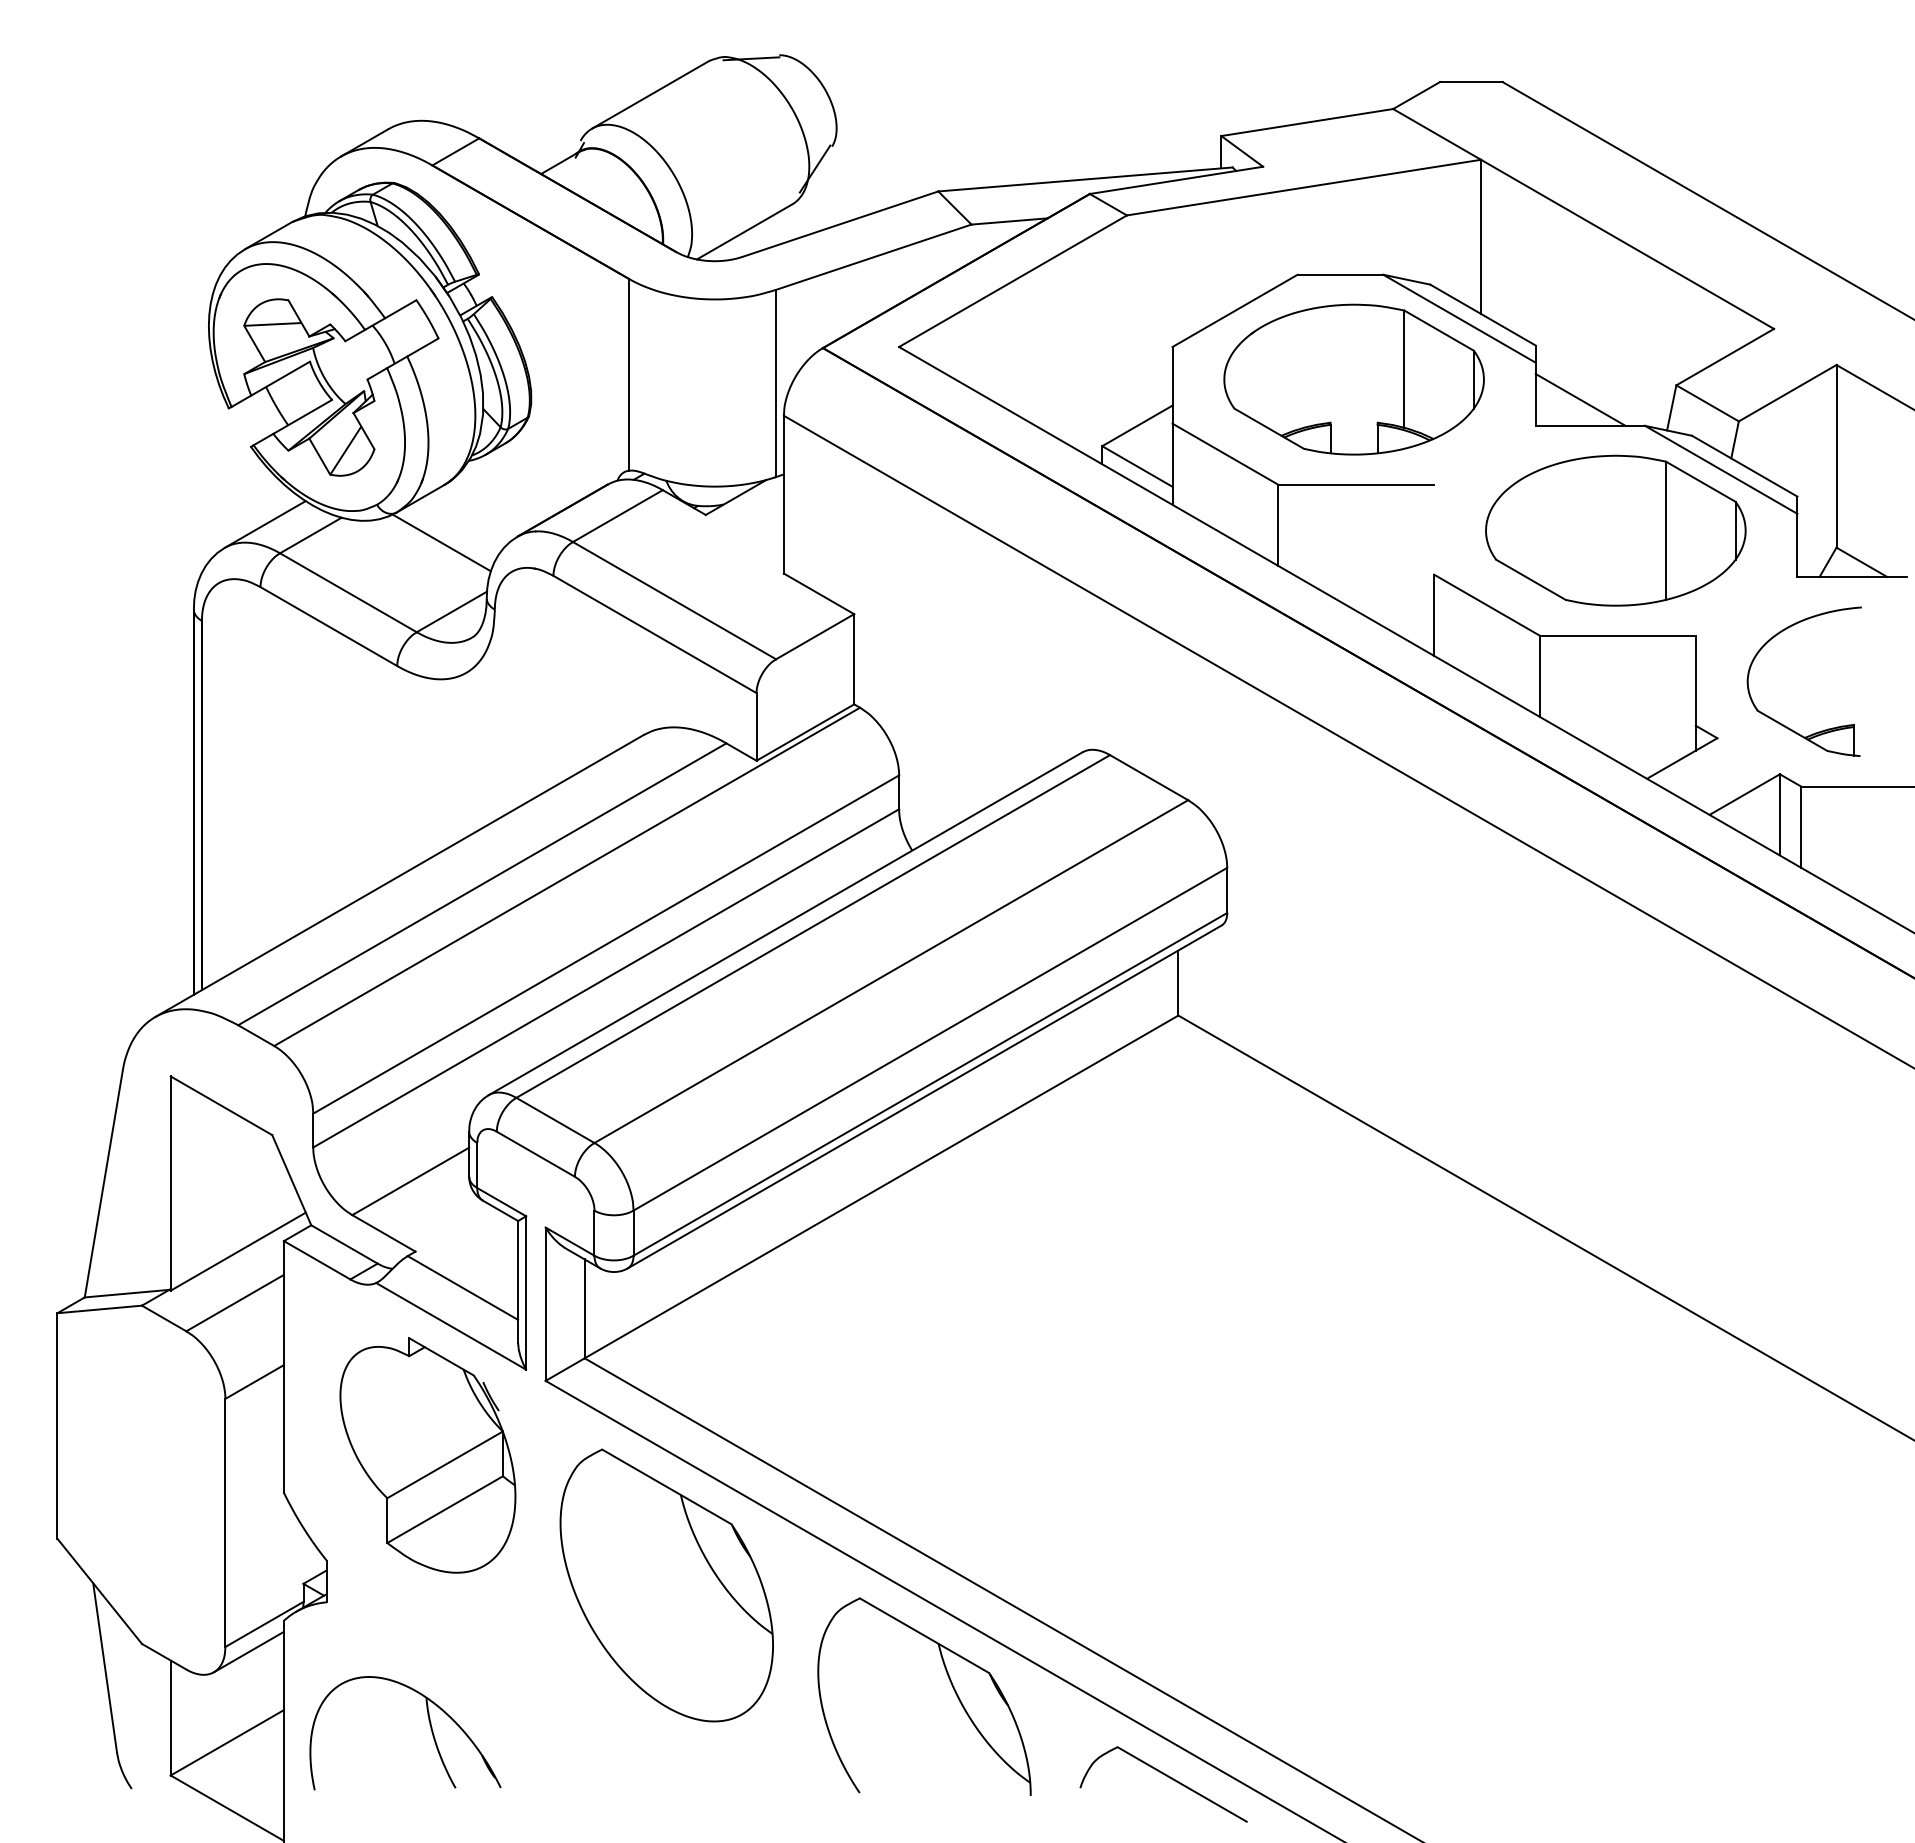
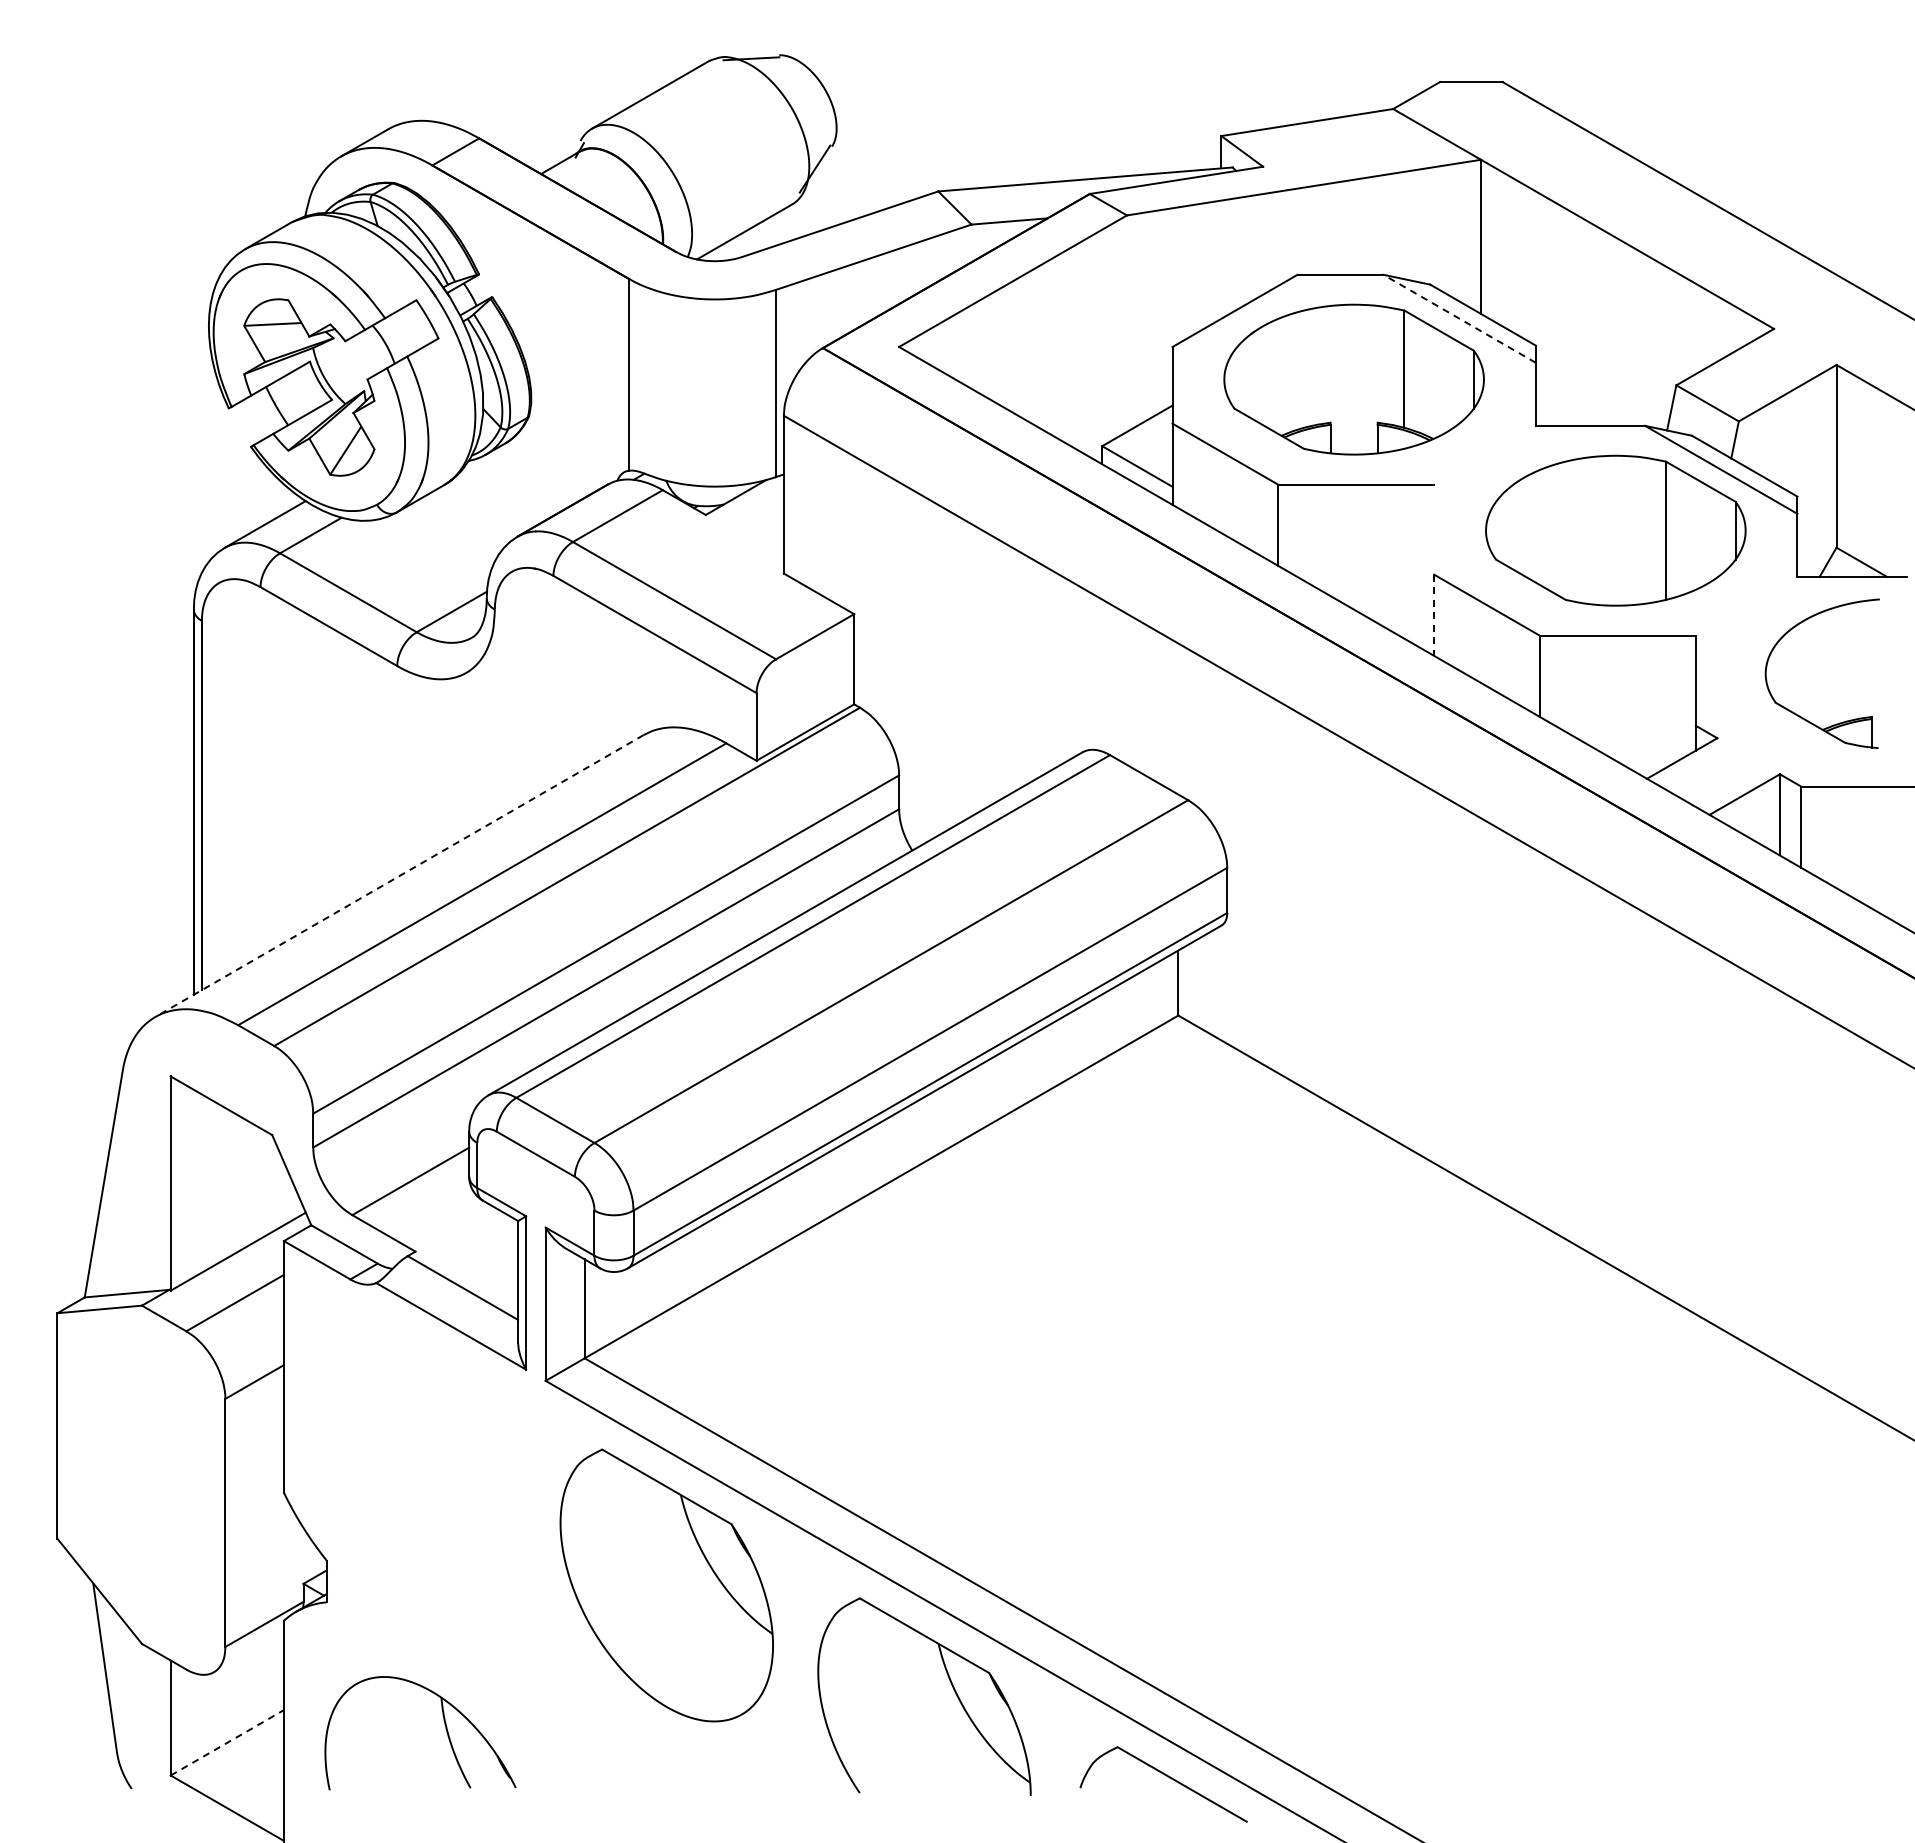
line: solid -> dashed (1459, 318)
line: present -> none (1580, 399)
line: present -> none (441, 542)
line: solid -> dashed (1434, 615)
part position: (1780, 722) -> (1798, 714) (1798, 714)
line: solid -> dashed (399, 876)
part: present -> none (427, 1455)
line: present -> none (248, 1651)
part position: (430, 1729) -> (445, 1729) (445, 1729)
line: solid -> dashed (227, 1742)
